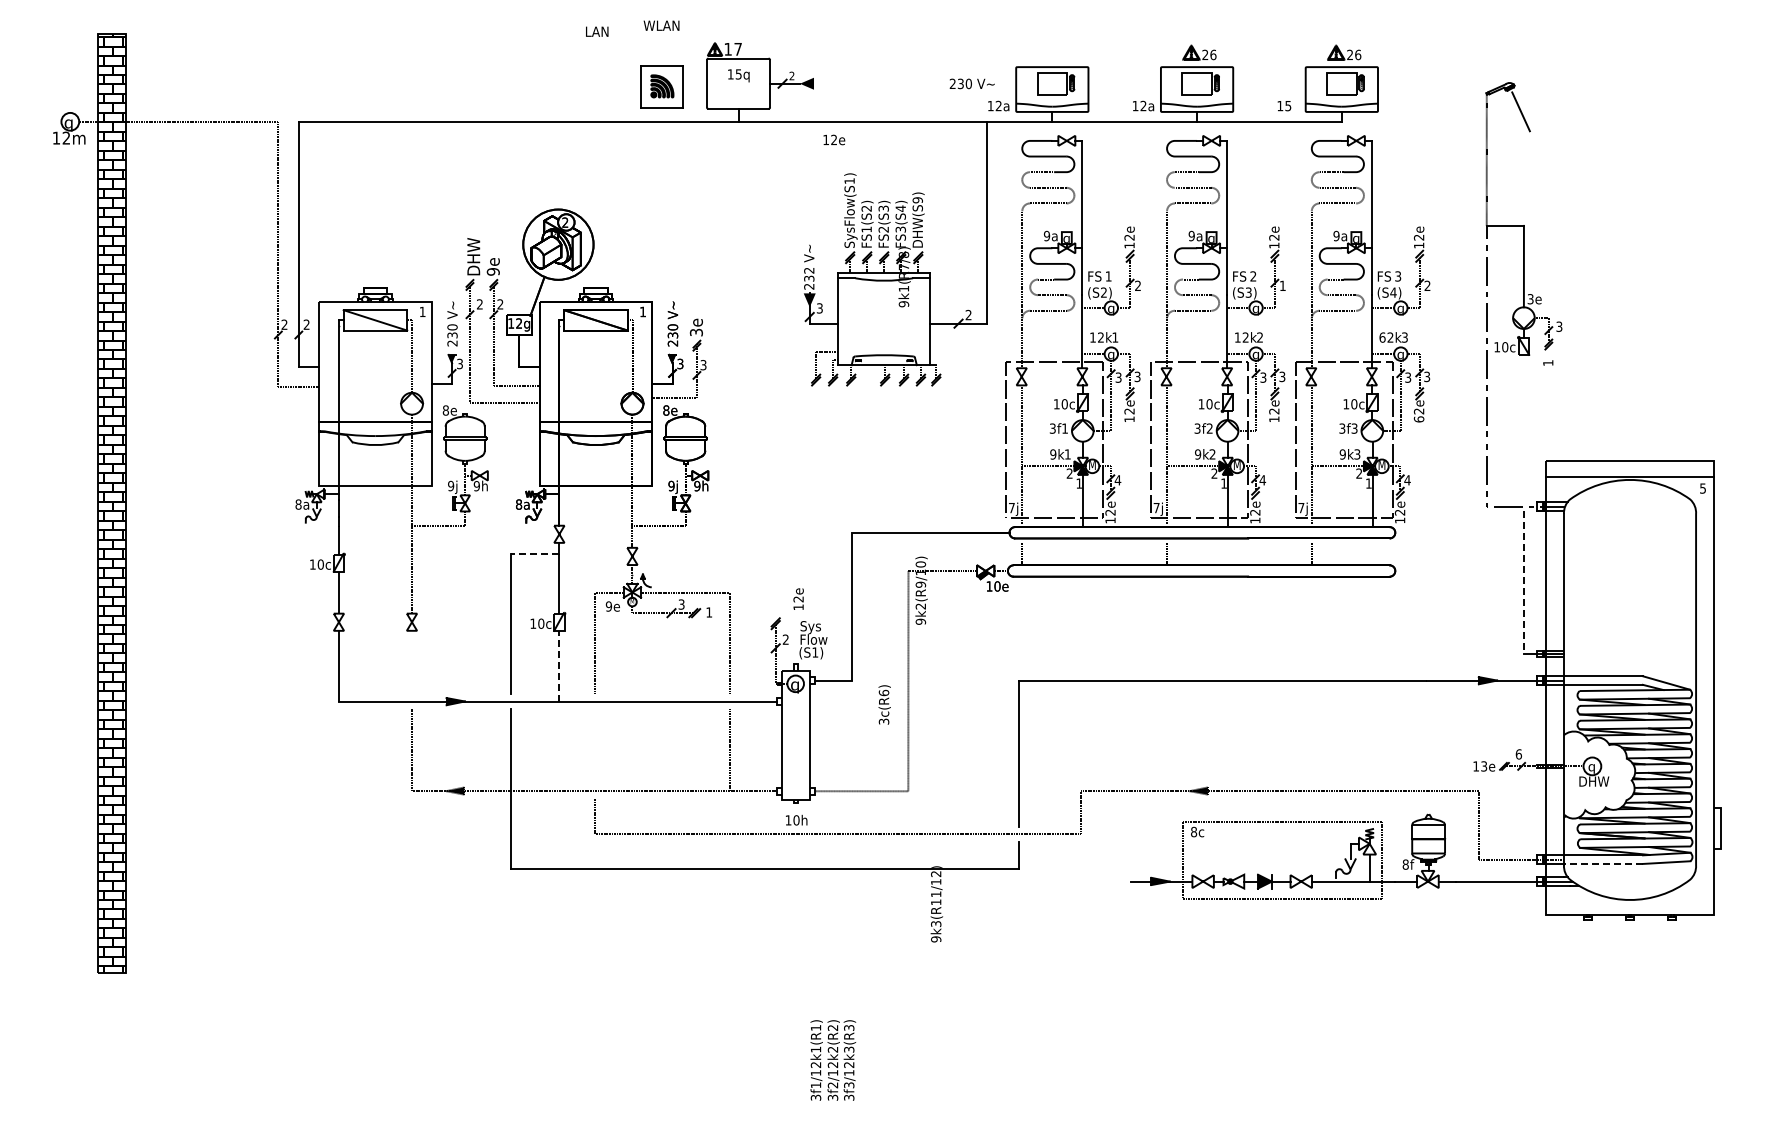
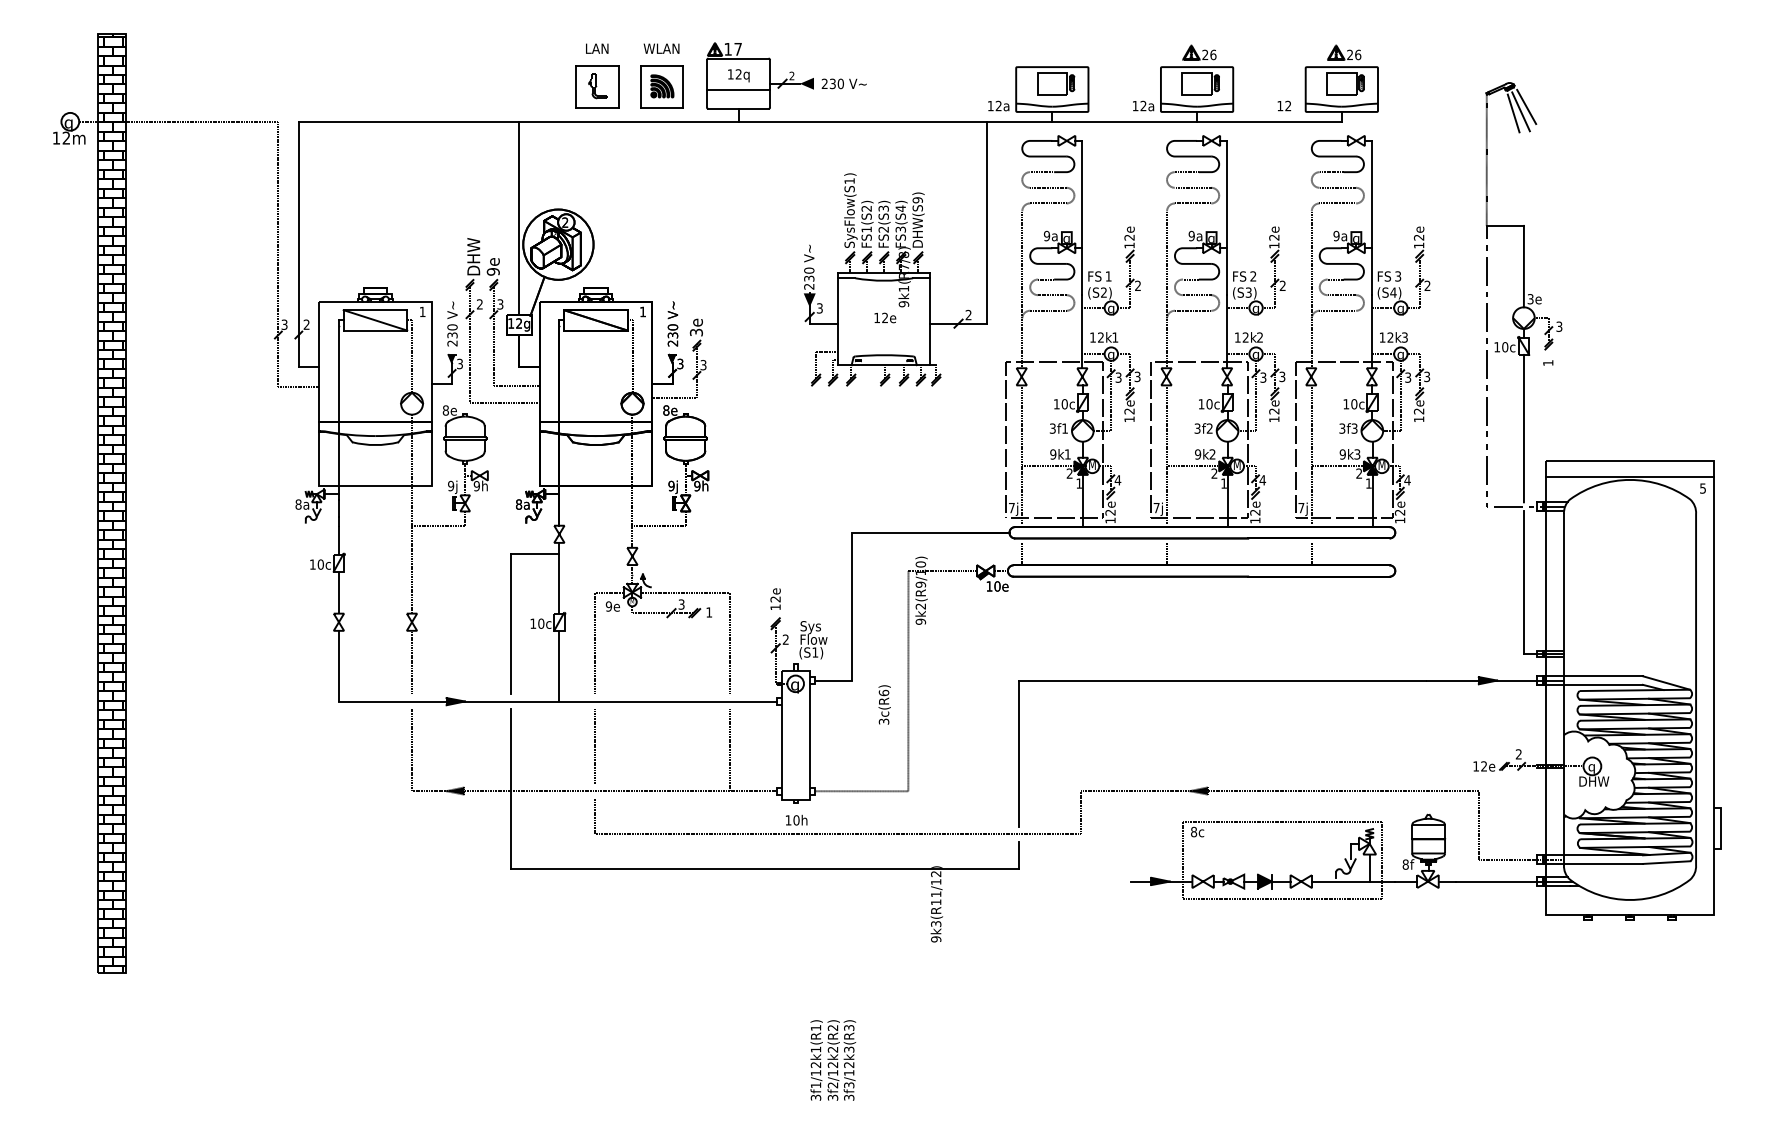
text position: (661, 25) -> (661, 48) (661, 48)
text position: (597, 31) -> (597, 48) (597, 48)
text: 15q -> 12q (738, 74)
text position: (971, 83) -> (843, 83) (843, 83)
part: none -> present (597, 86)
line: none -> present (738, 90)
text: 15 -> 12 (1288, 105)
line: none -> present (1526, 106)
line: none -> present (1513, 113)
text position: (834, 139) -> (885, 317) (885, 317)
line: none -> present (519, 217)
text: 232 -> 230 (809, 270)
text: 1 -> 2 (1282, 285)
text: 2 -> 3 (500, 304)
text: 2 -> 3 (284, 324)
text: 62k -> 12k (1382, 337)
text: 62e -> 12e (1418, 419)
line: none -> present (1523, 428)
line: dashed -> solid (534, 554)
line: dashed -> solid (1523, 582)
text position: (798, 598) -> (775, 598) (775, 598)
line: none -> present (412, 661)
line: dashed -> solid (559, 665)
line: none -> present (594, 746)
text: 6 -> 2 (1518, 754)
text: 13e -> 12e (1484, 766)
line: dashed -> solid (1602, 863)
